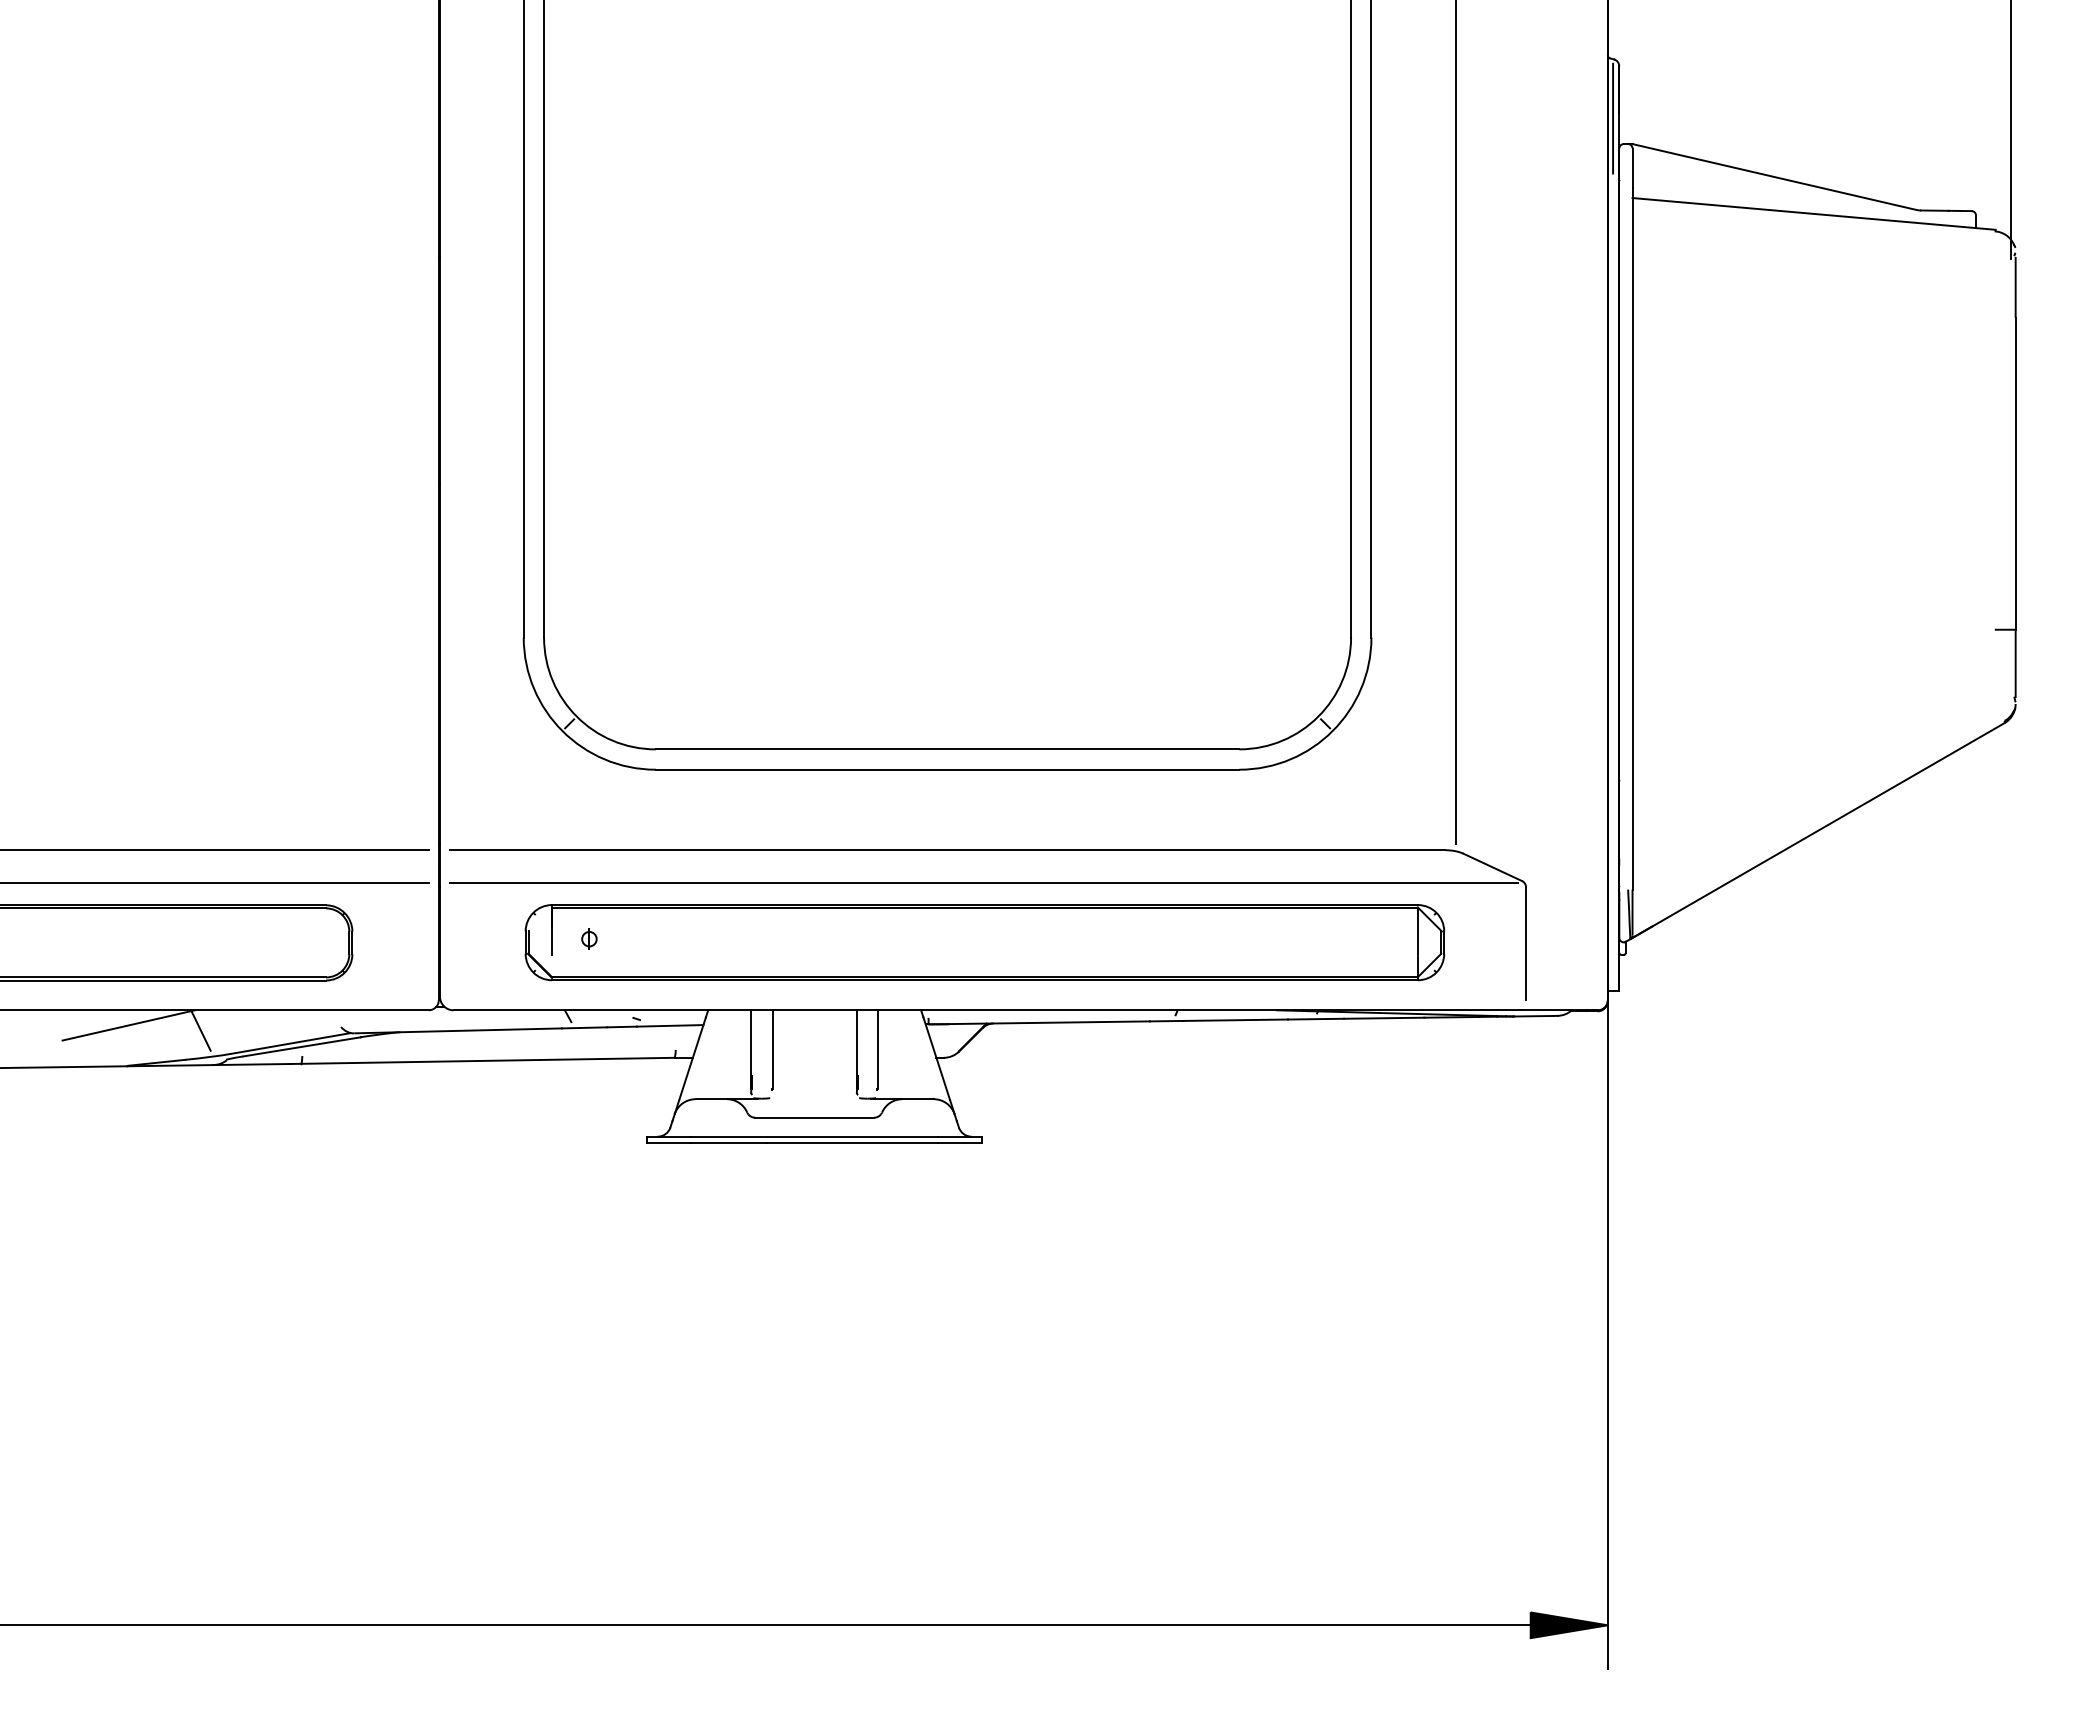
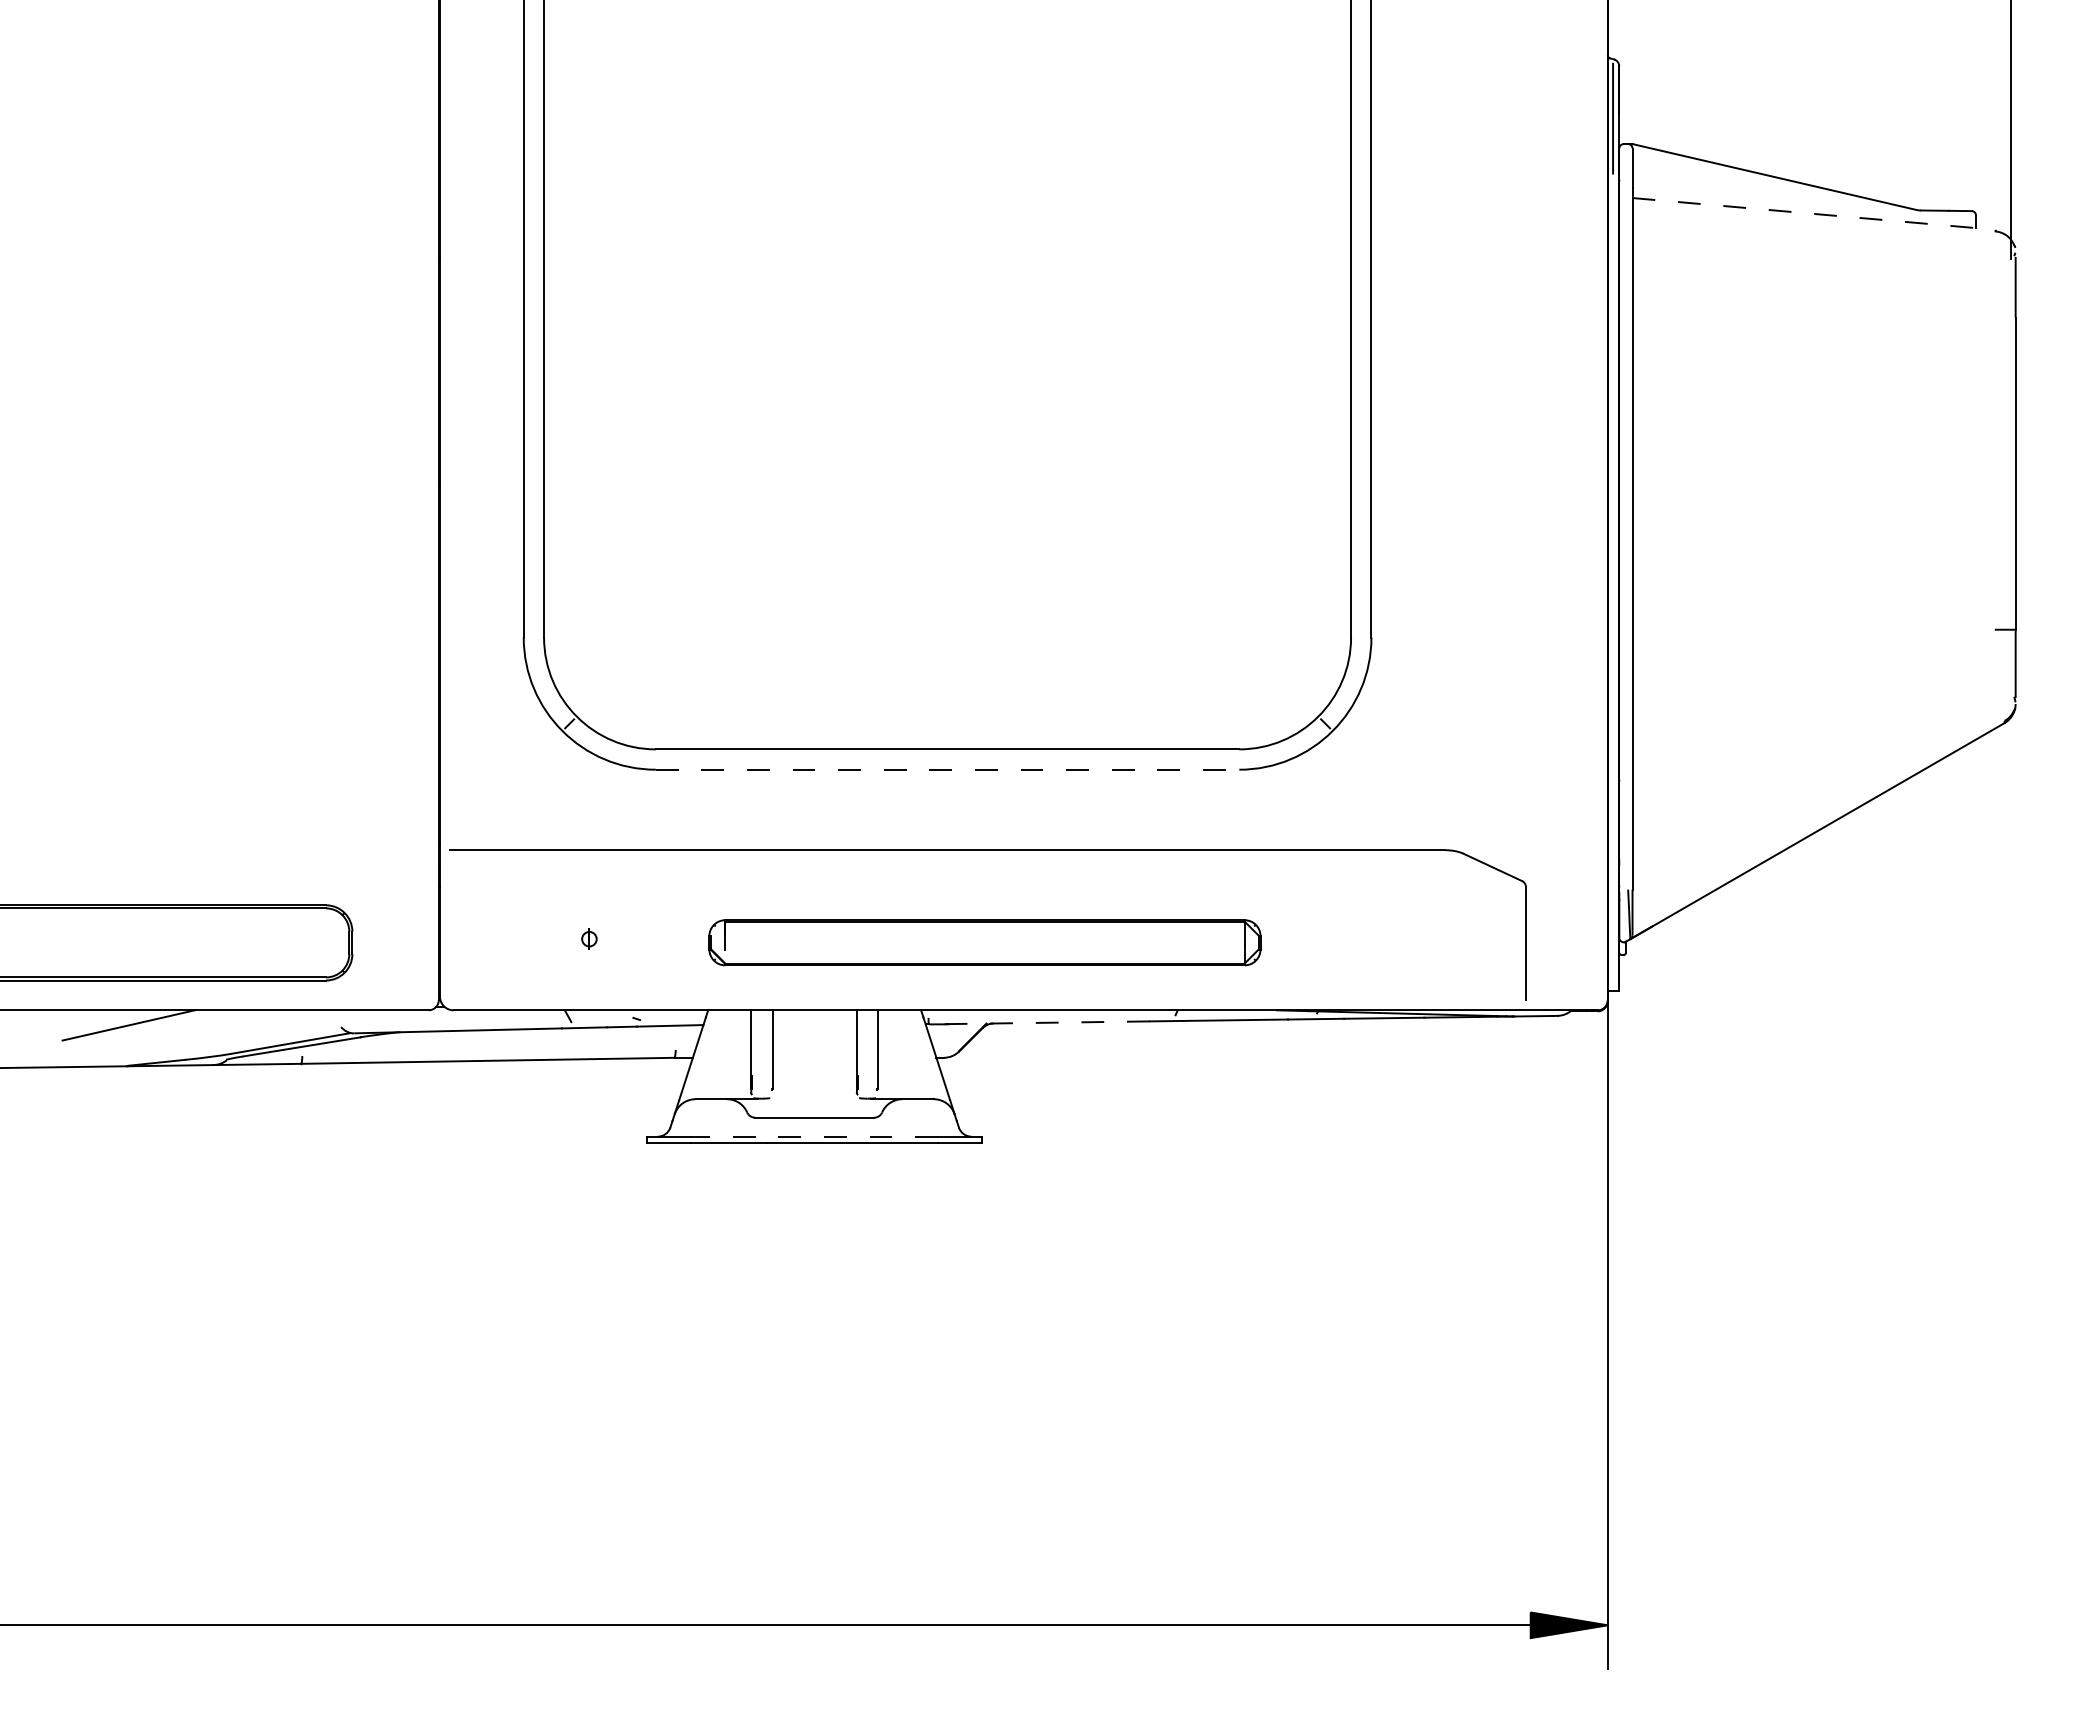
line: solid -> dashed (1814, 213)
line: present -> none (1455, 423)
line: solid -> dashed (947, 769)
line: present -> none (215, 850)
line: present -> none (215, 882)
line: present -> none (983, 882)
part size: 922x78 px -> 554x48 px (984, 942)
line: solid -> dashed (1039, 1022)
line: present -> none (200, 1030)
line: solid -> dashed (814, 1136)
